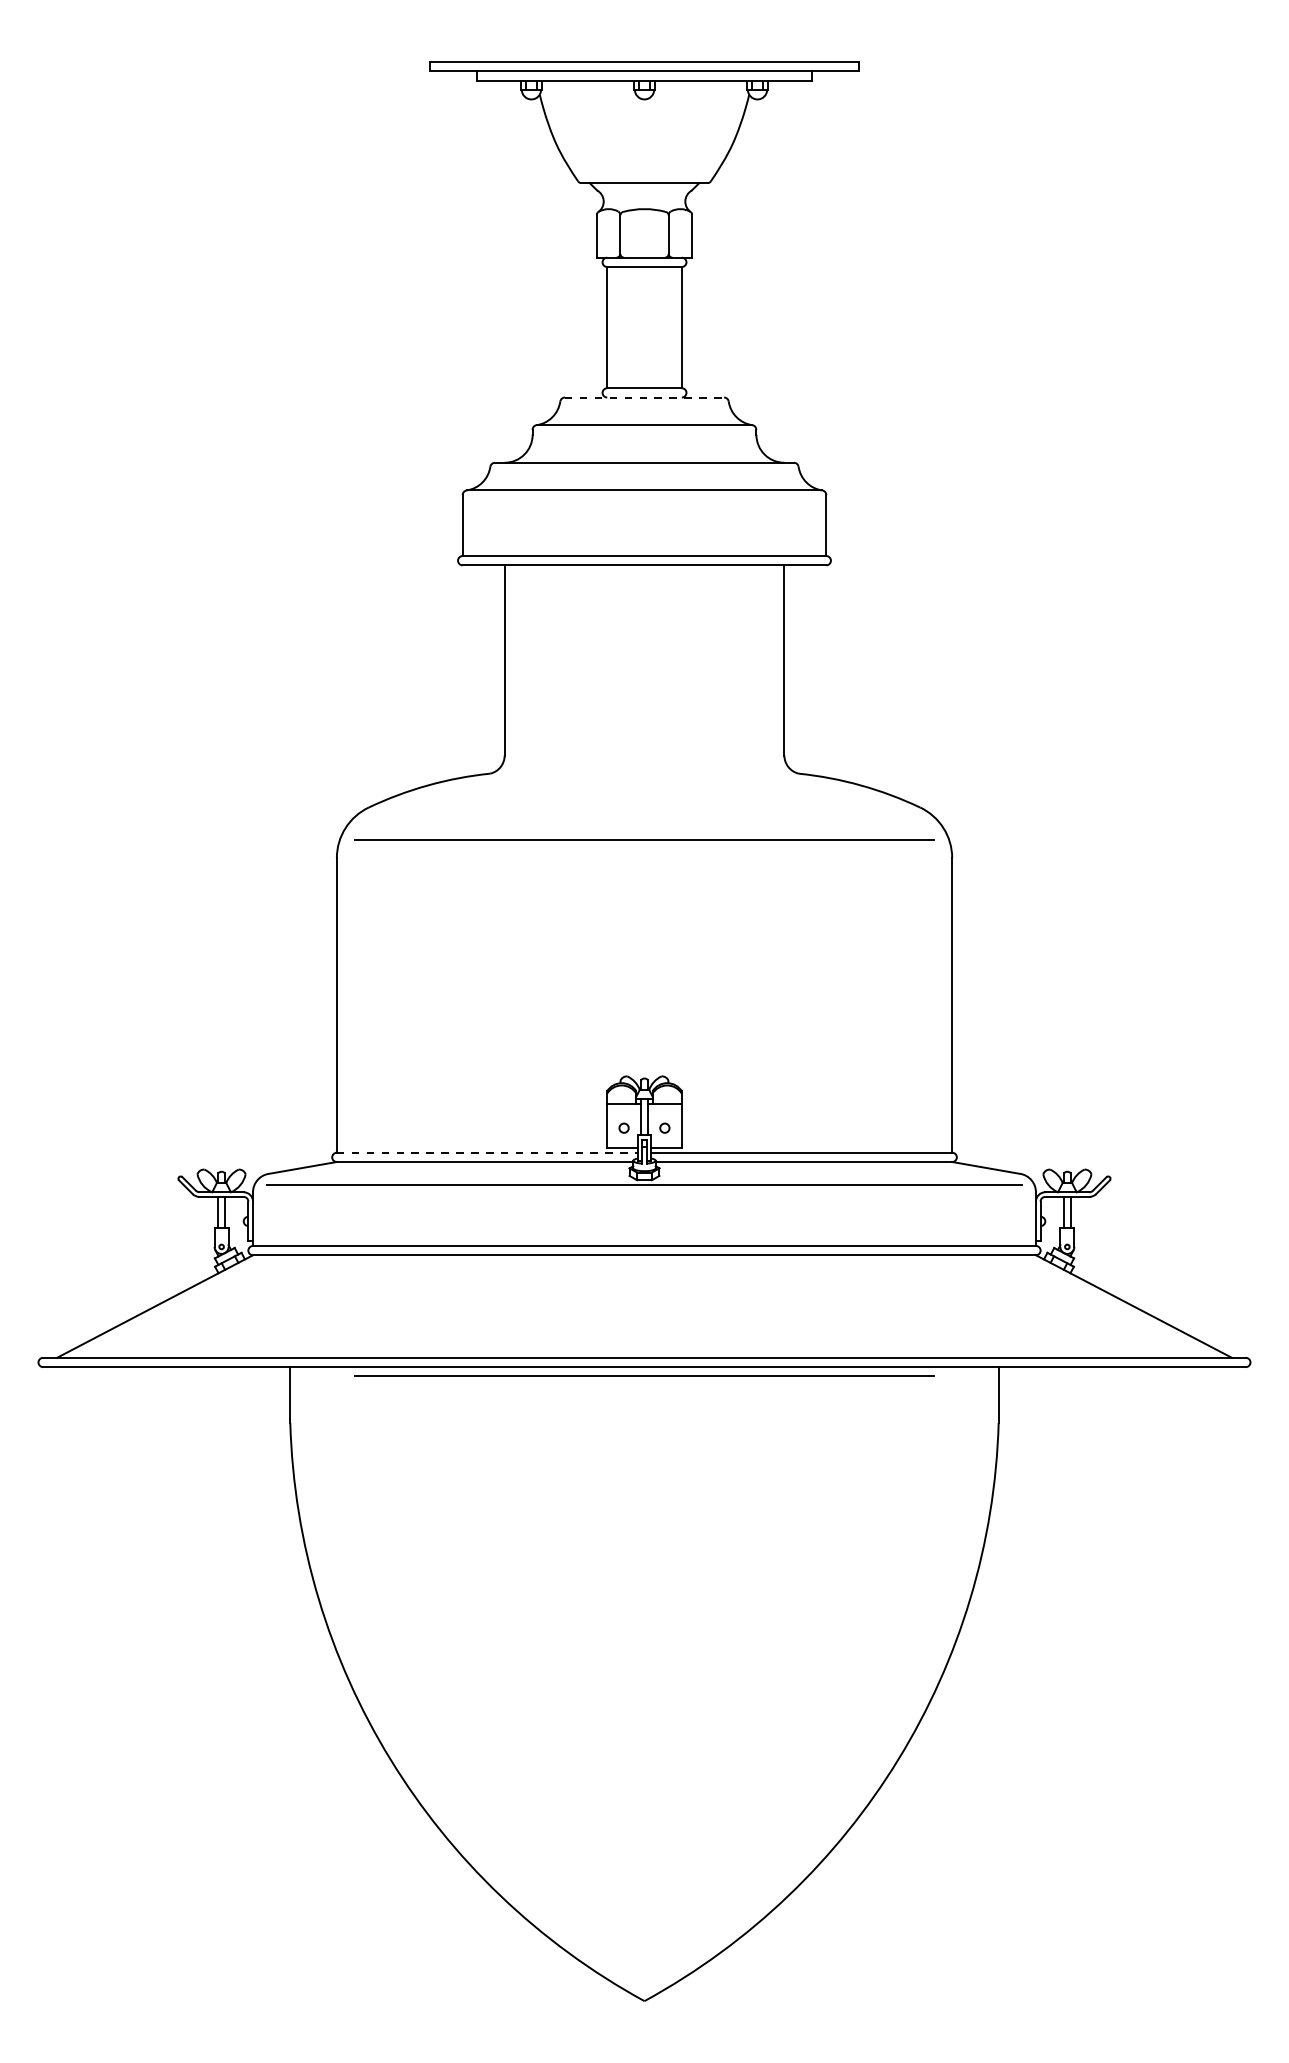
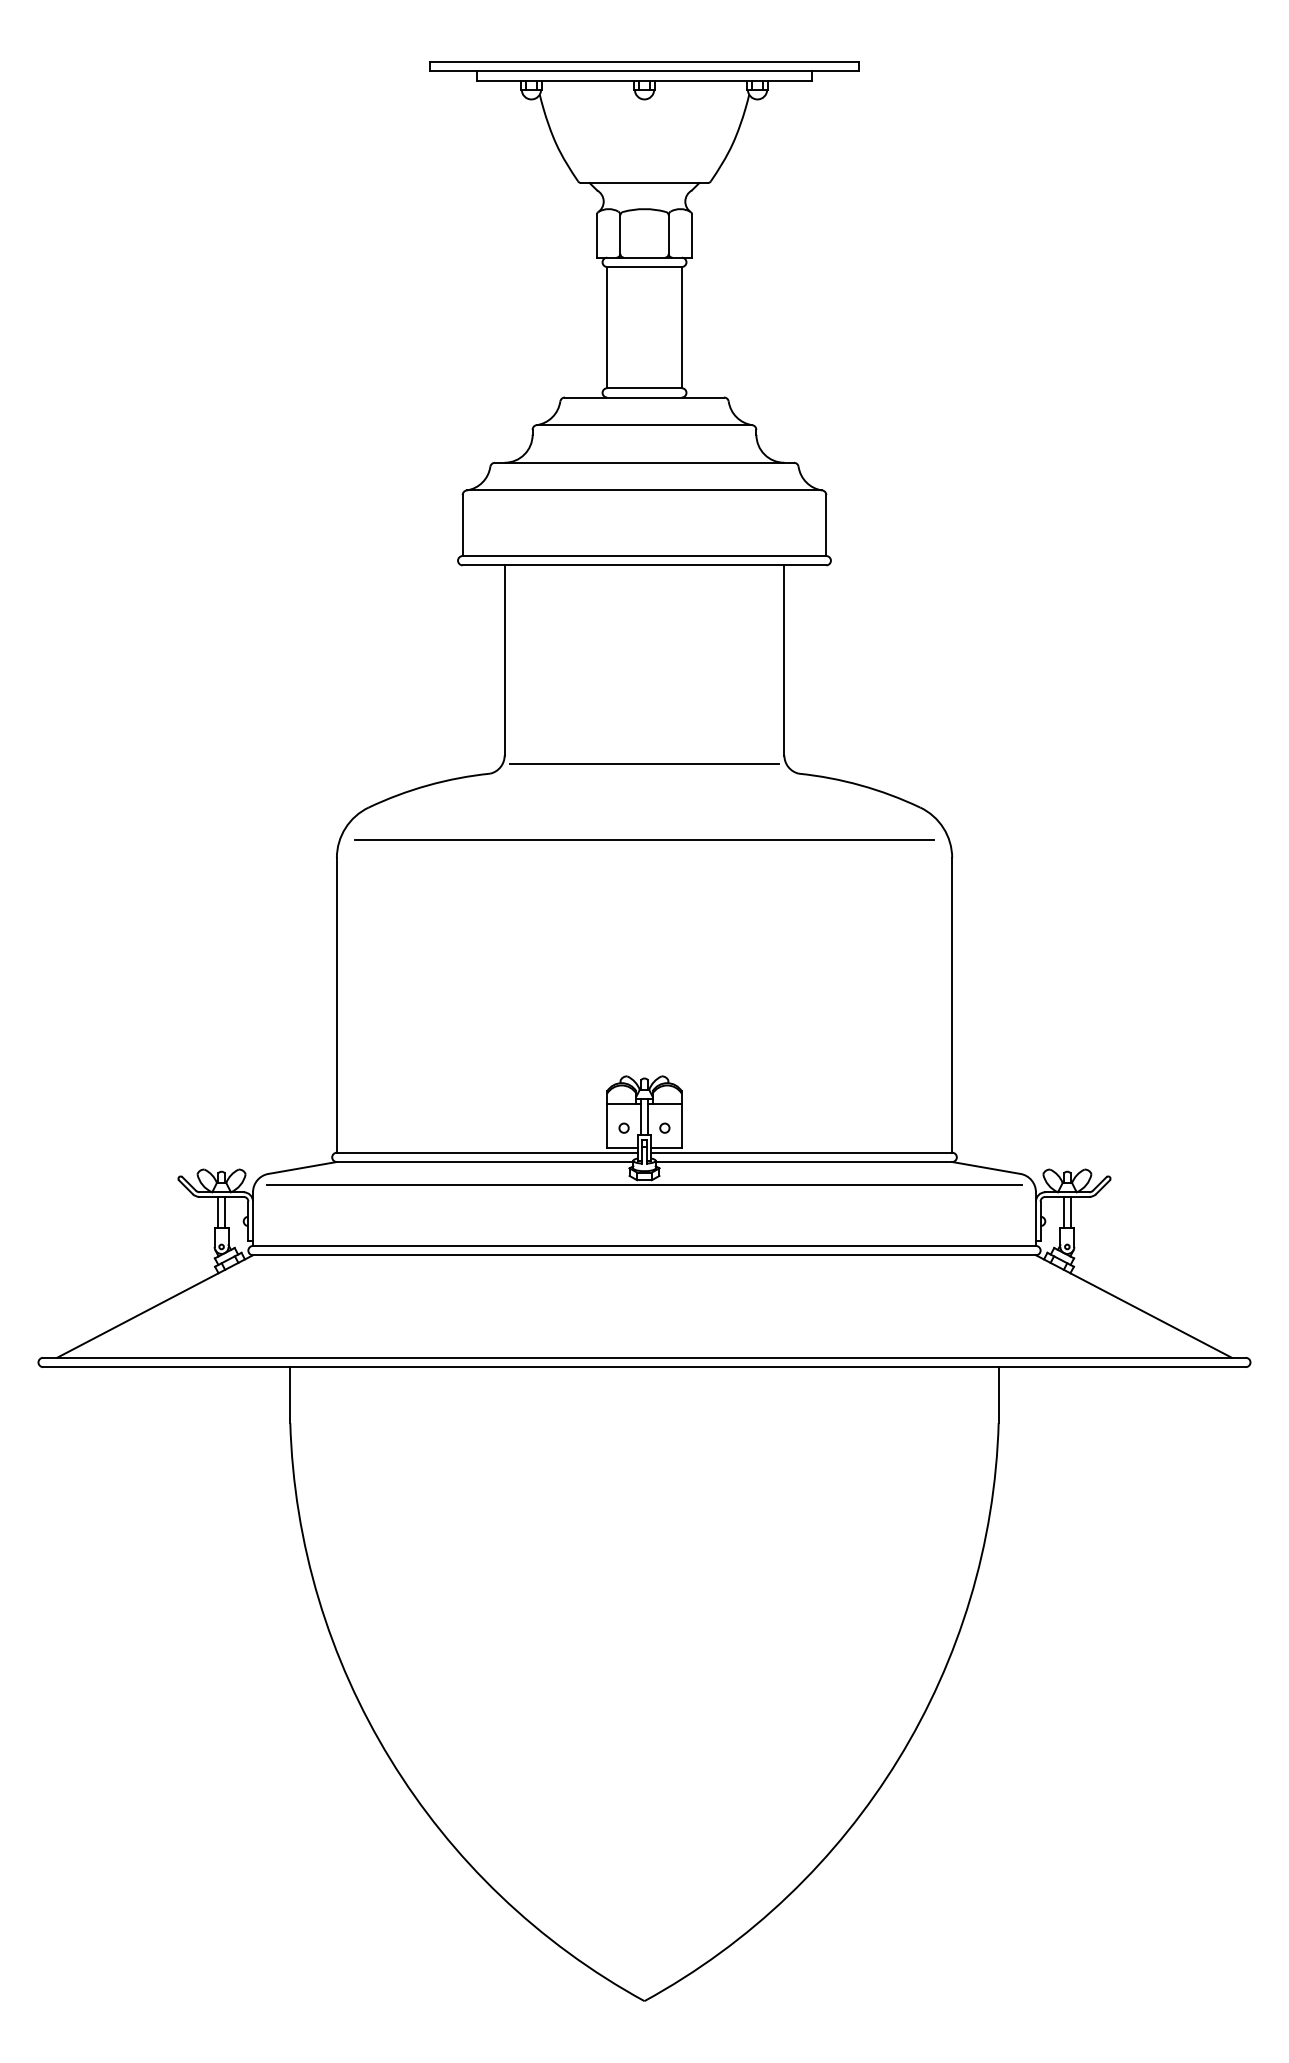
line: dashed -> solid (644, 397)
line: none -> present (644, 763)
line: dashed -> solid (487, 1152)
line: present -> none (644, 1375)
